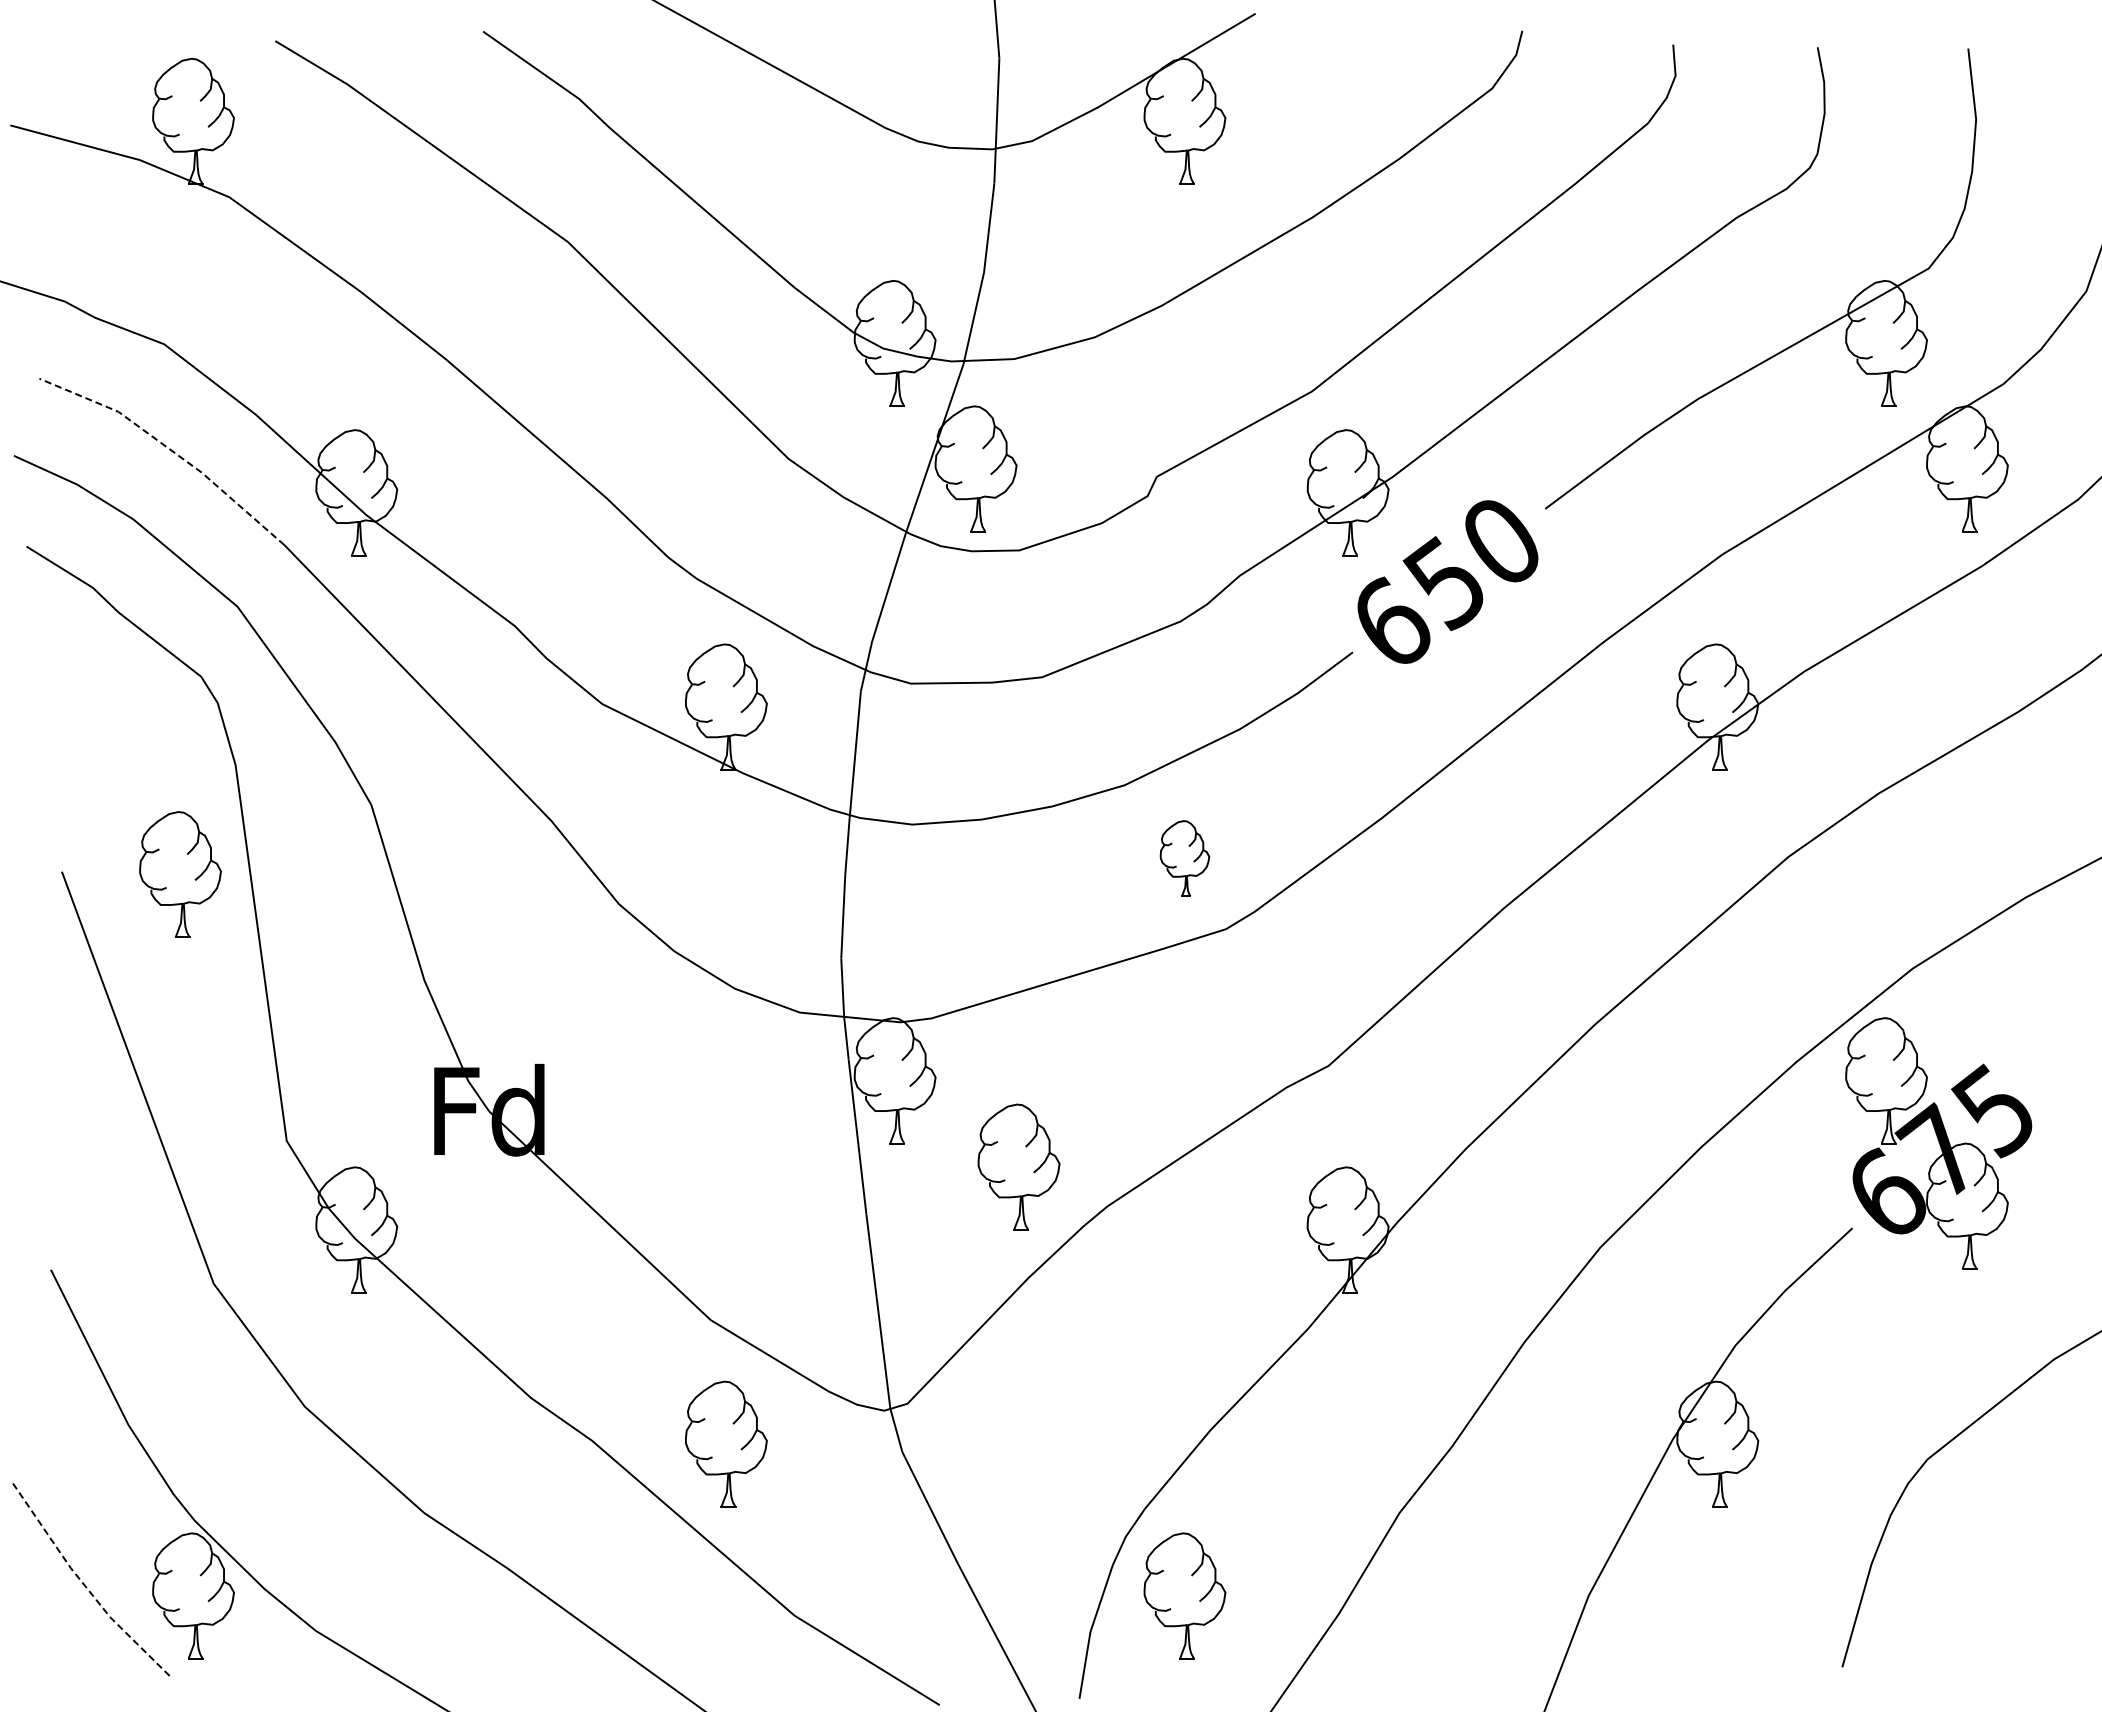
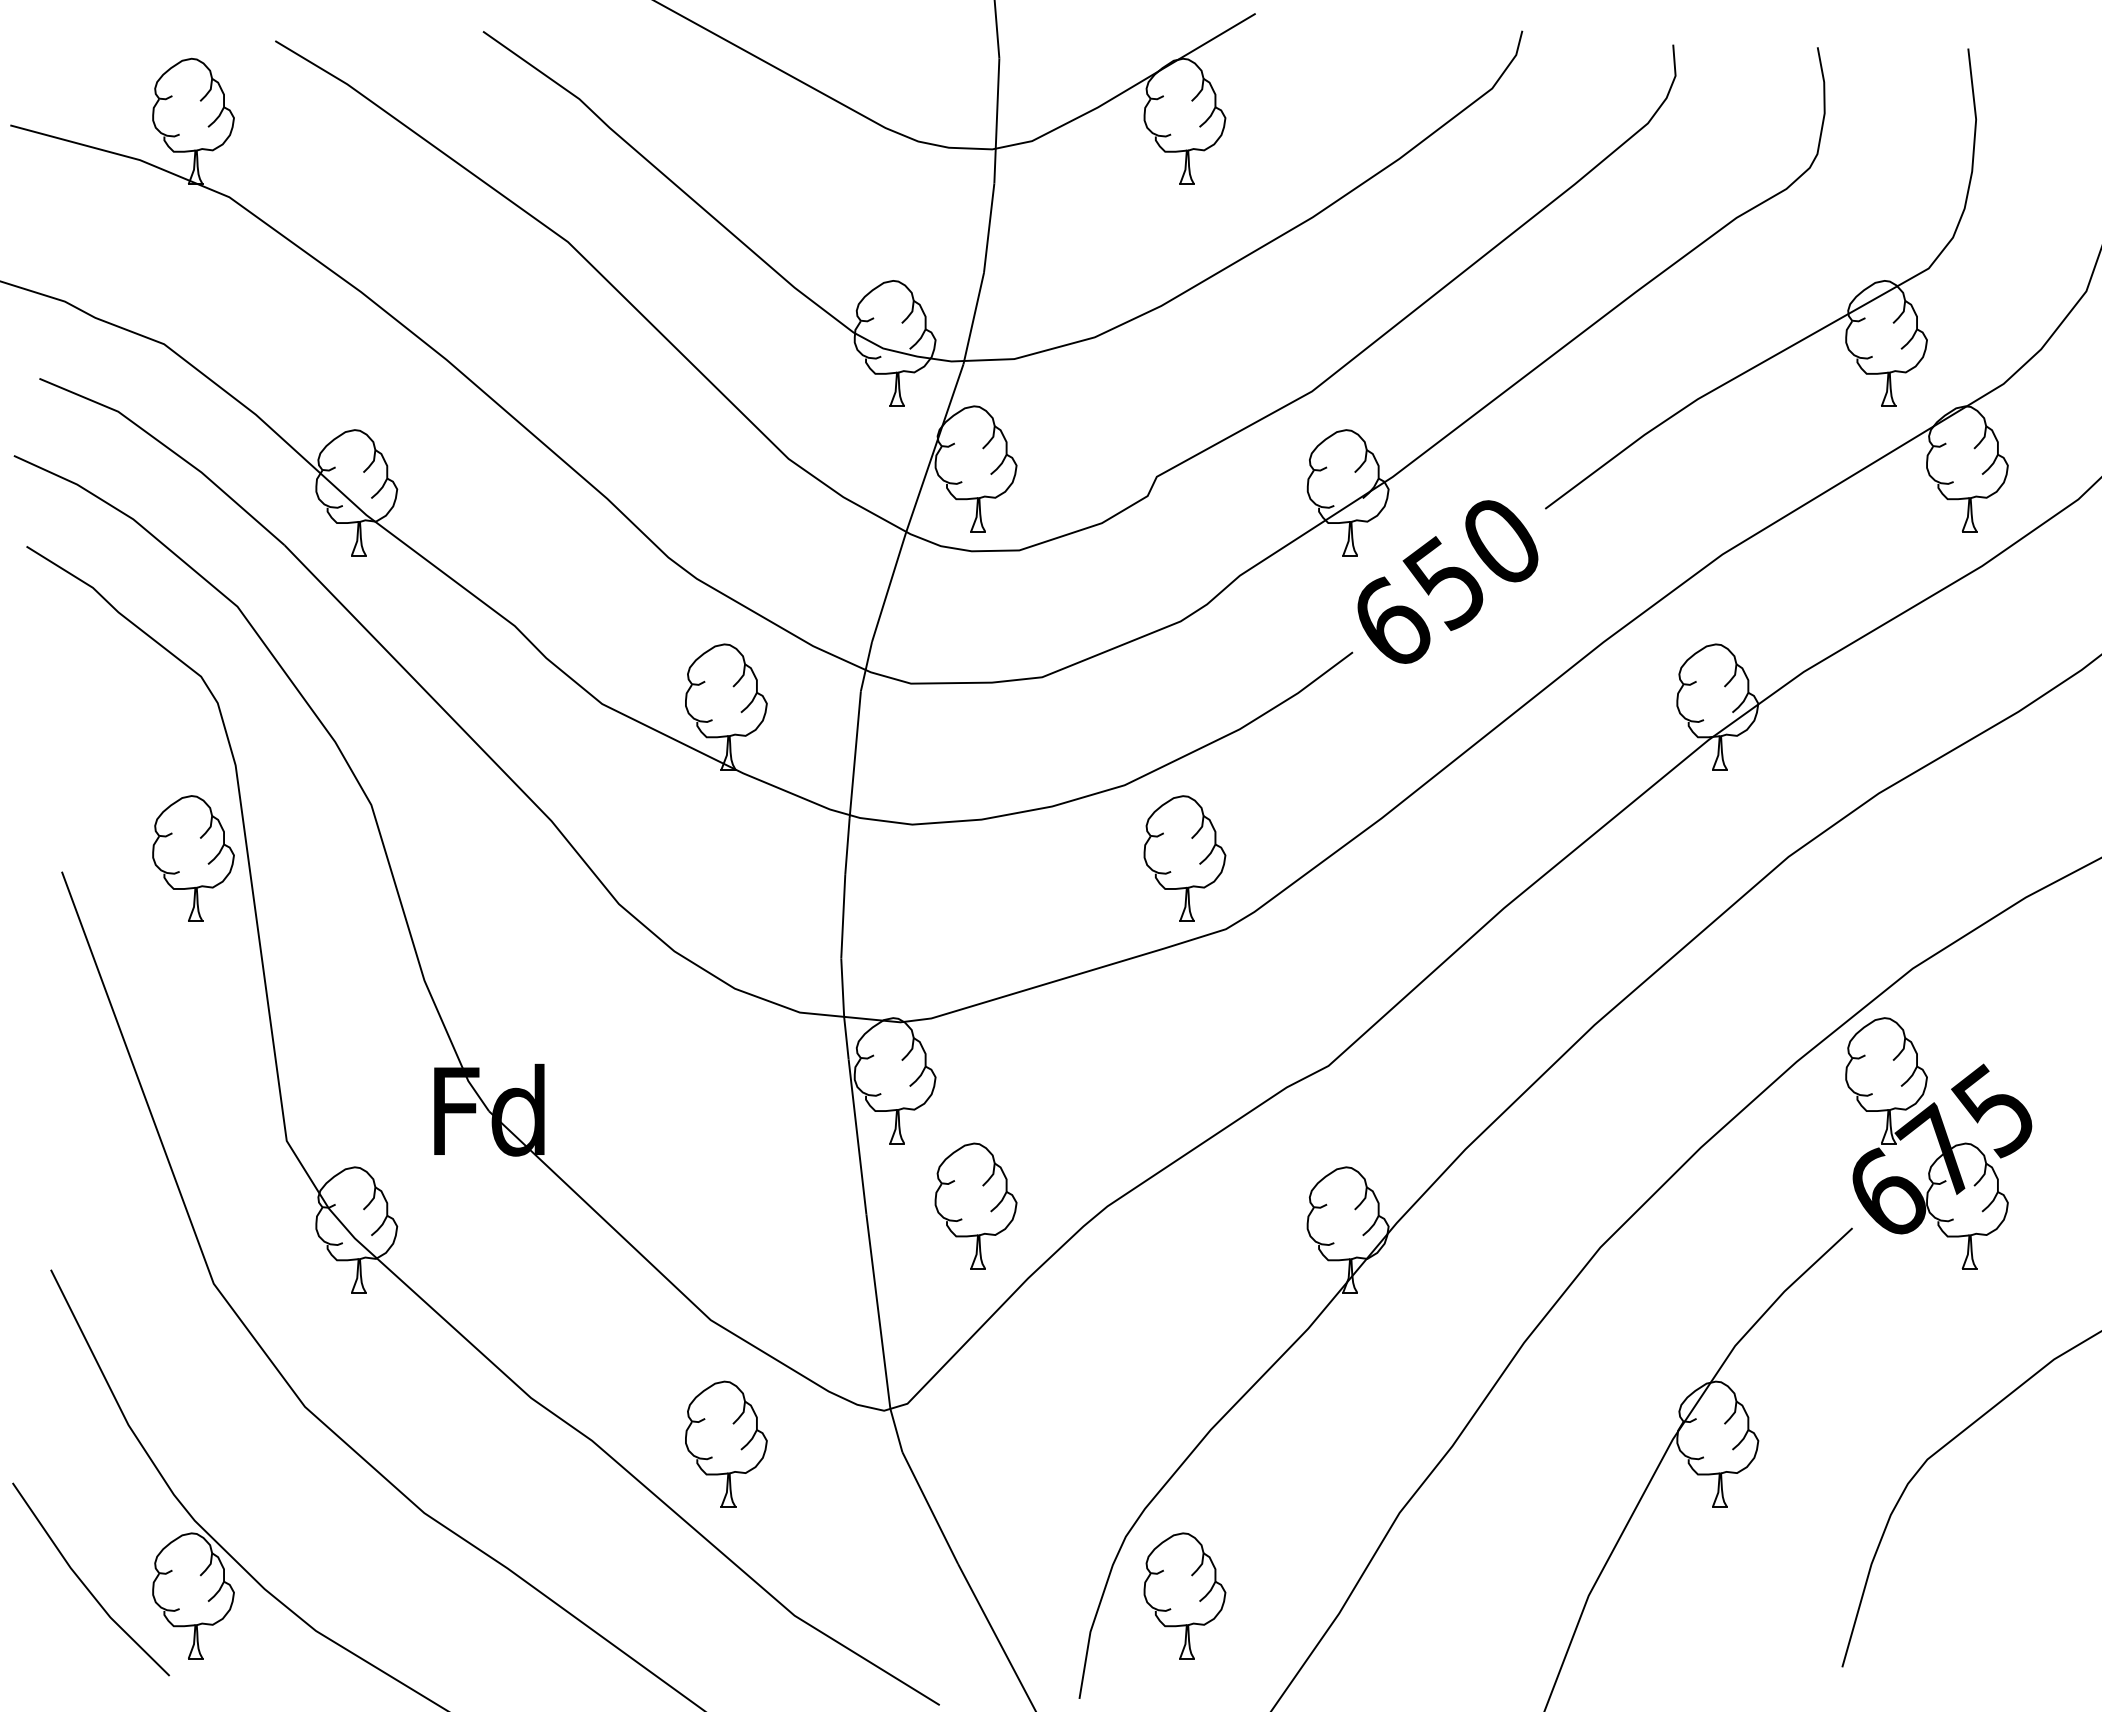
line: dashed -> solid (169, 449)
part size: 52x77 px -> 84x127 px (1184, 858)
part position: (180, 874) -> (193, 858) (193, 858)
part position: (1018, 1166) -> (975, 1205) (975, 1205)
line: dashed -> solid (84, 1584)
